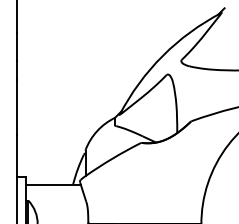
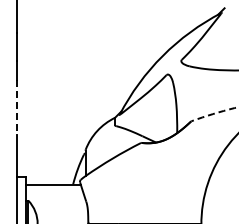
line: solid -> dashed (16, 107)
arc: solid -> dashed (214, 113)
